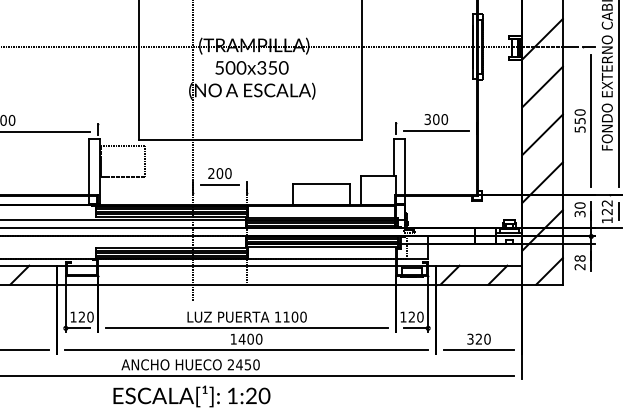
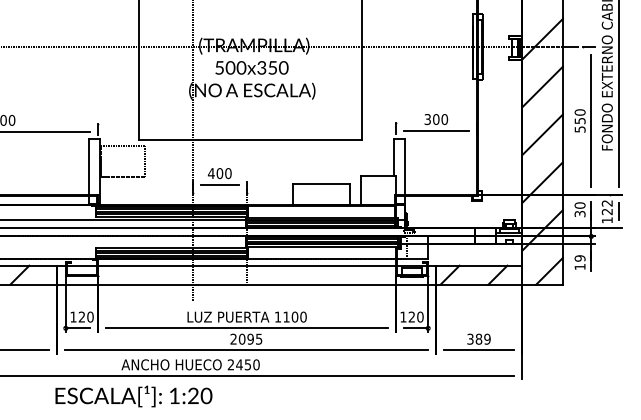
text: 200 -> 400 (210, 173)
text: 28 -> 19 (579, 262)
text: 1400 -> 2095 (246, 338)
text: 320 -> 389 (482, 338)
text position: (191, 396) -> (133, 396) (133, 396)
